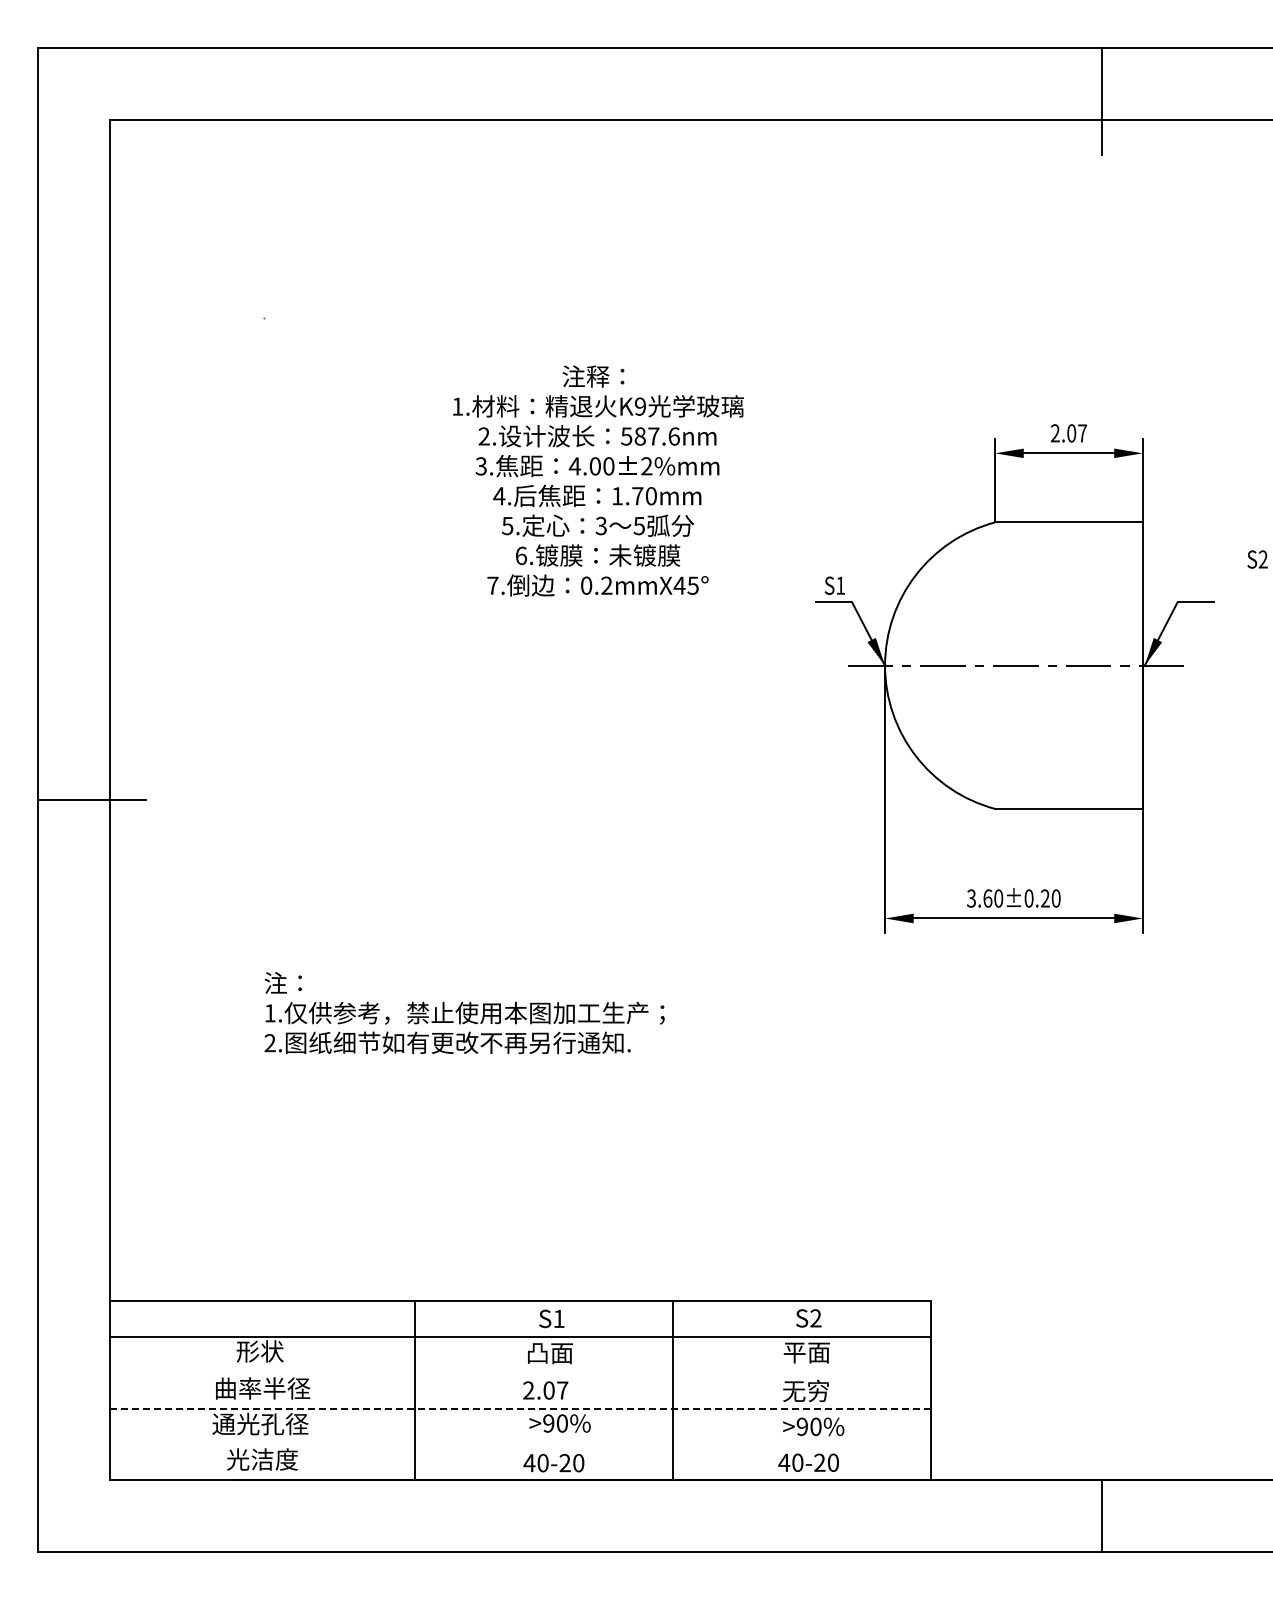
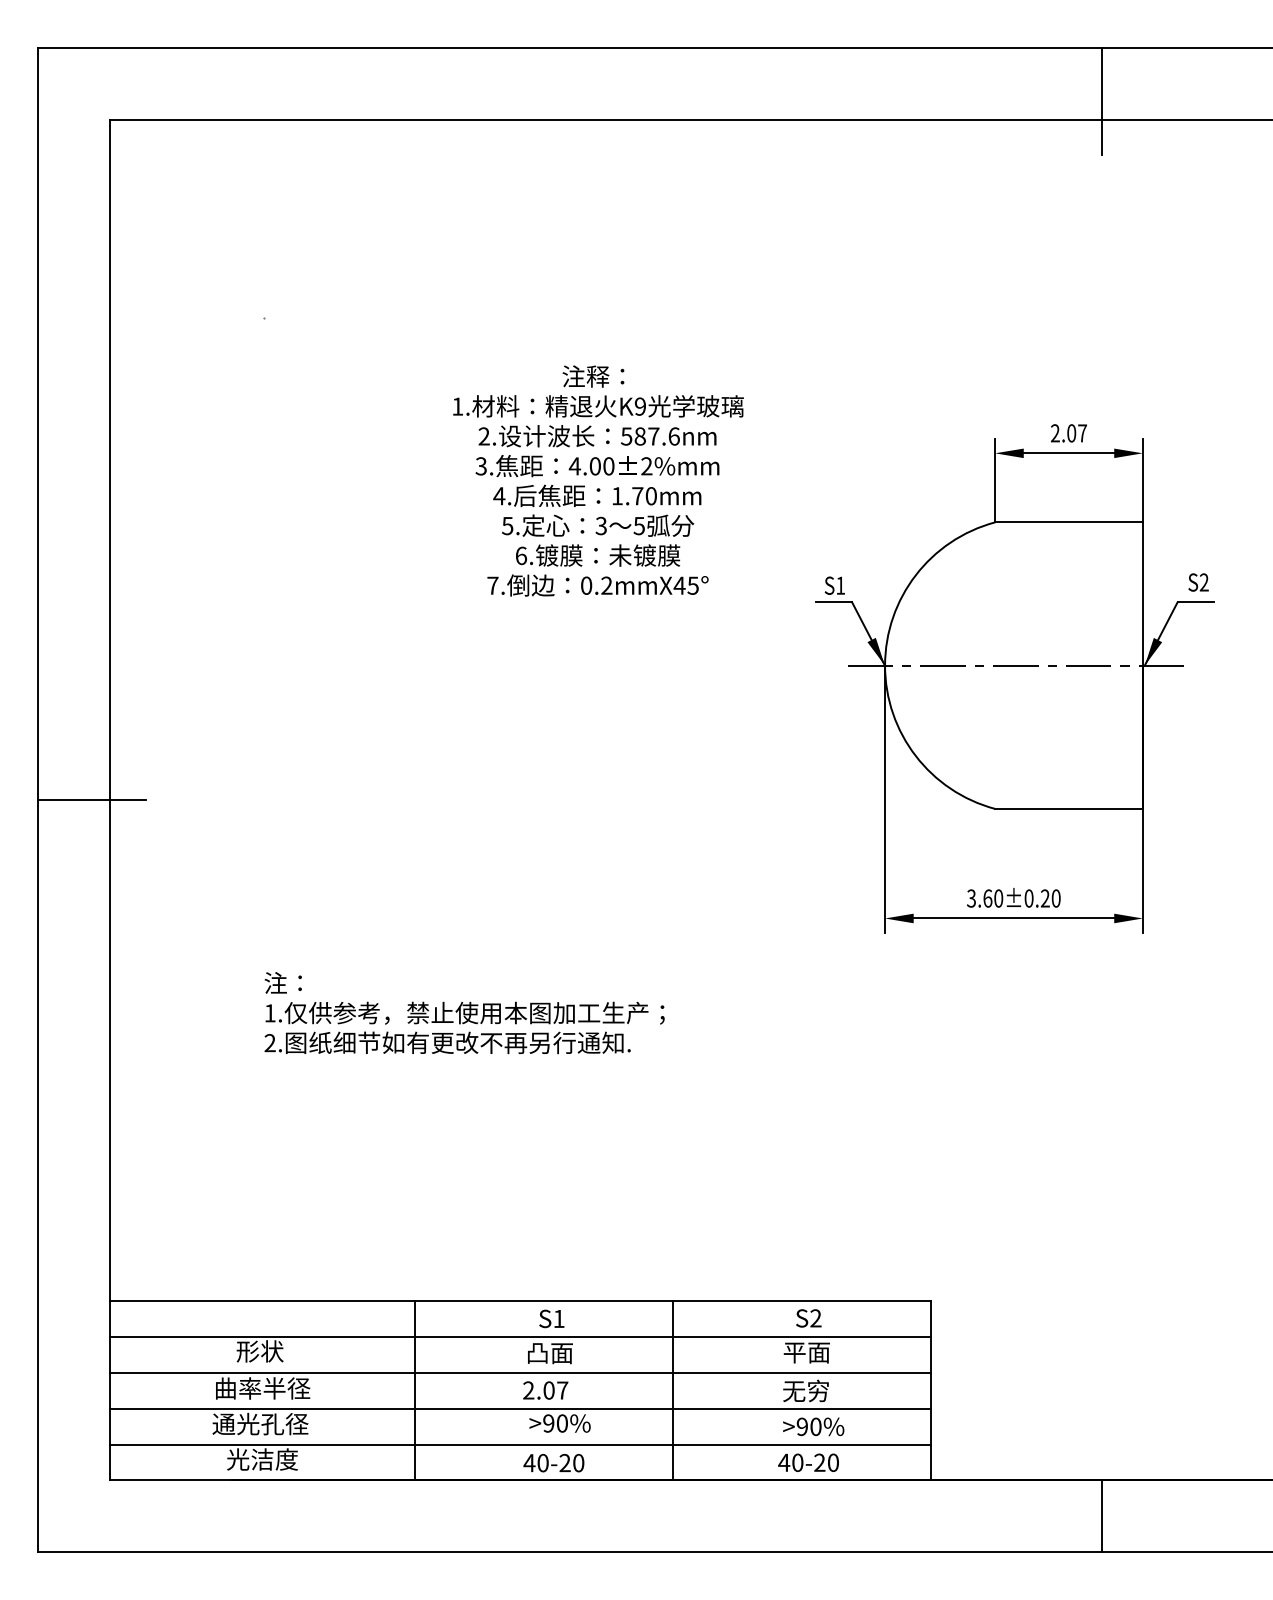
text position: (1257, 559) -> (1198, 582) (1198, 582)
line: none -> present (519, 1372)
line: dashed -> solid (520, 1408)
line: none -> present (519, 1444)
